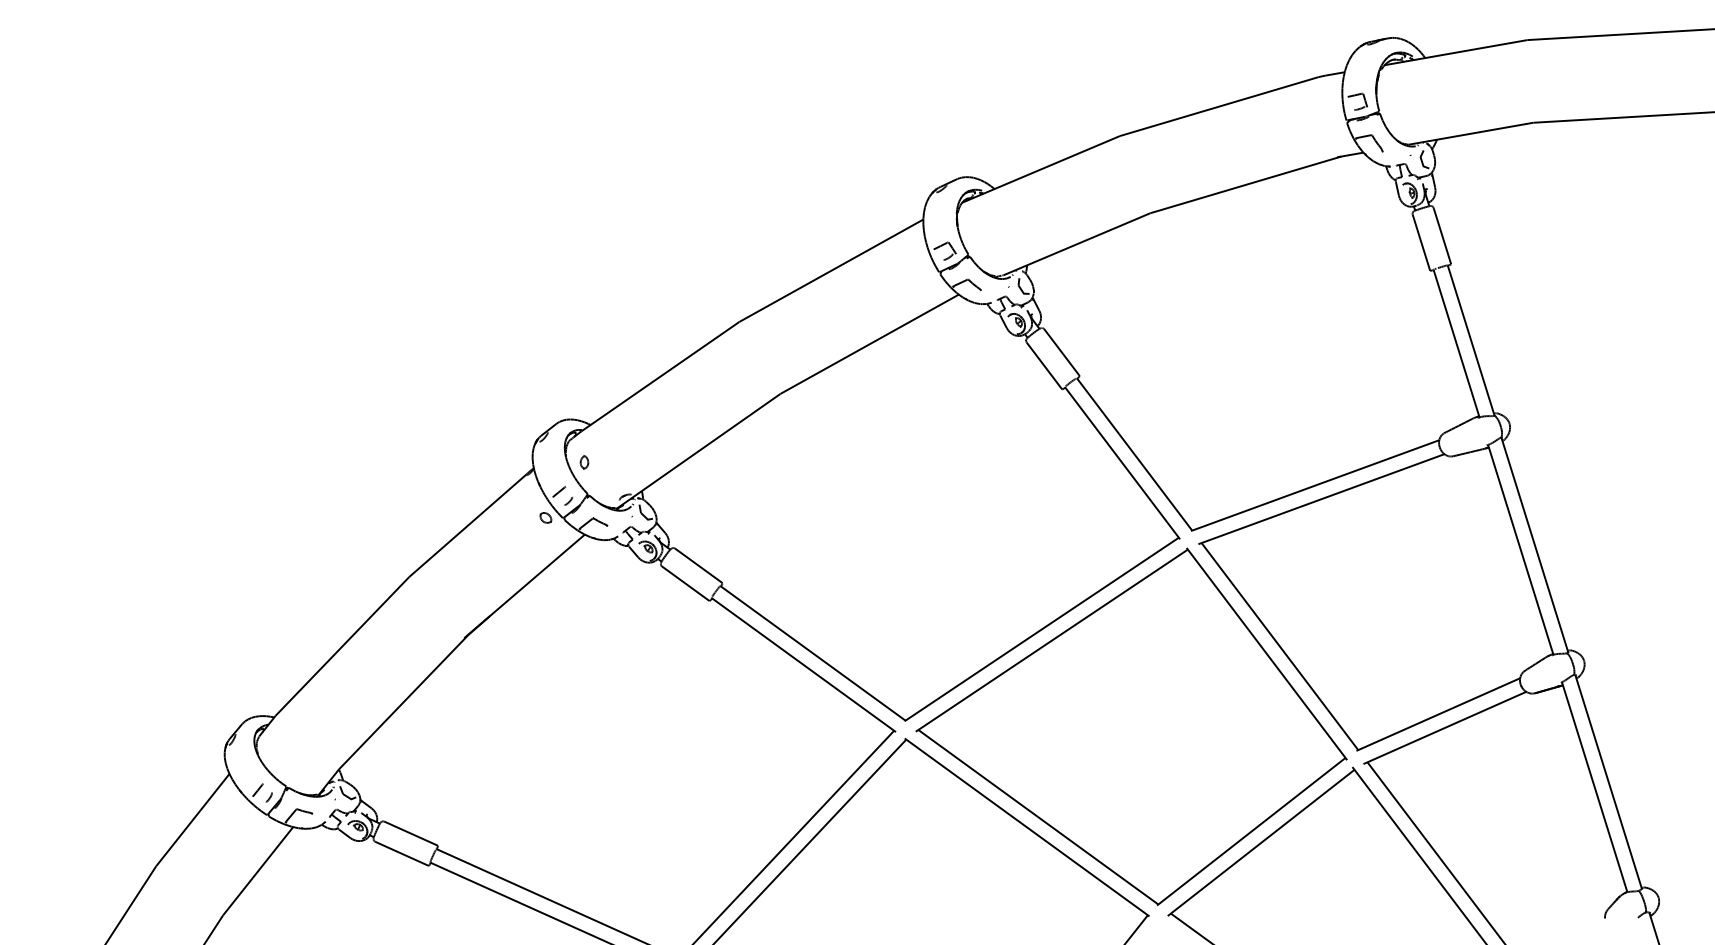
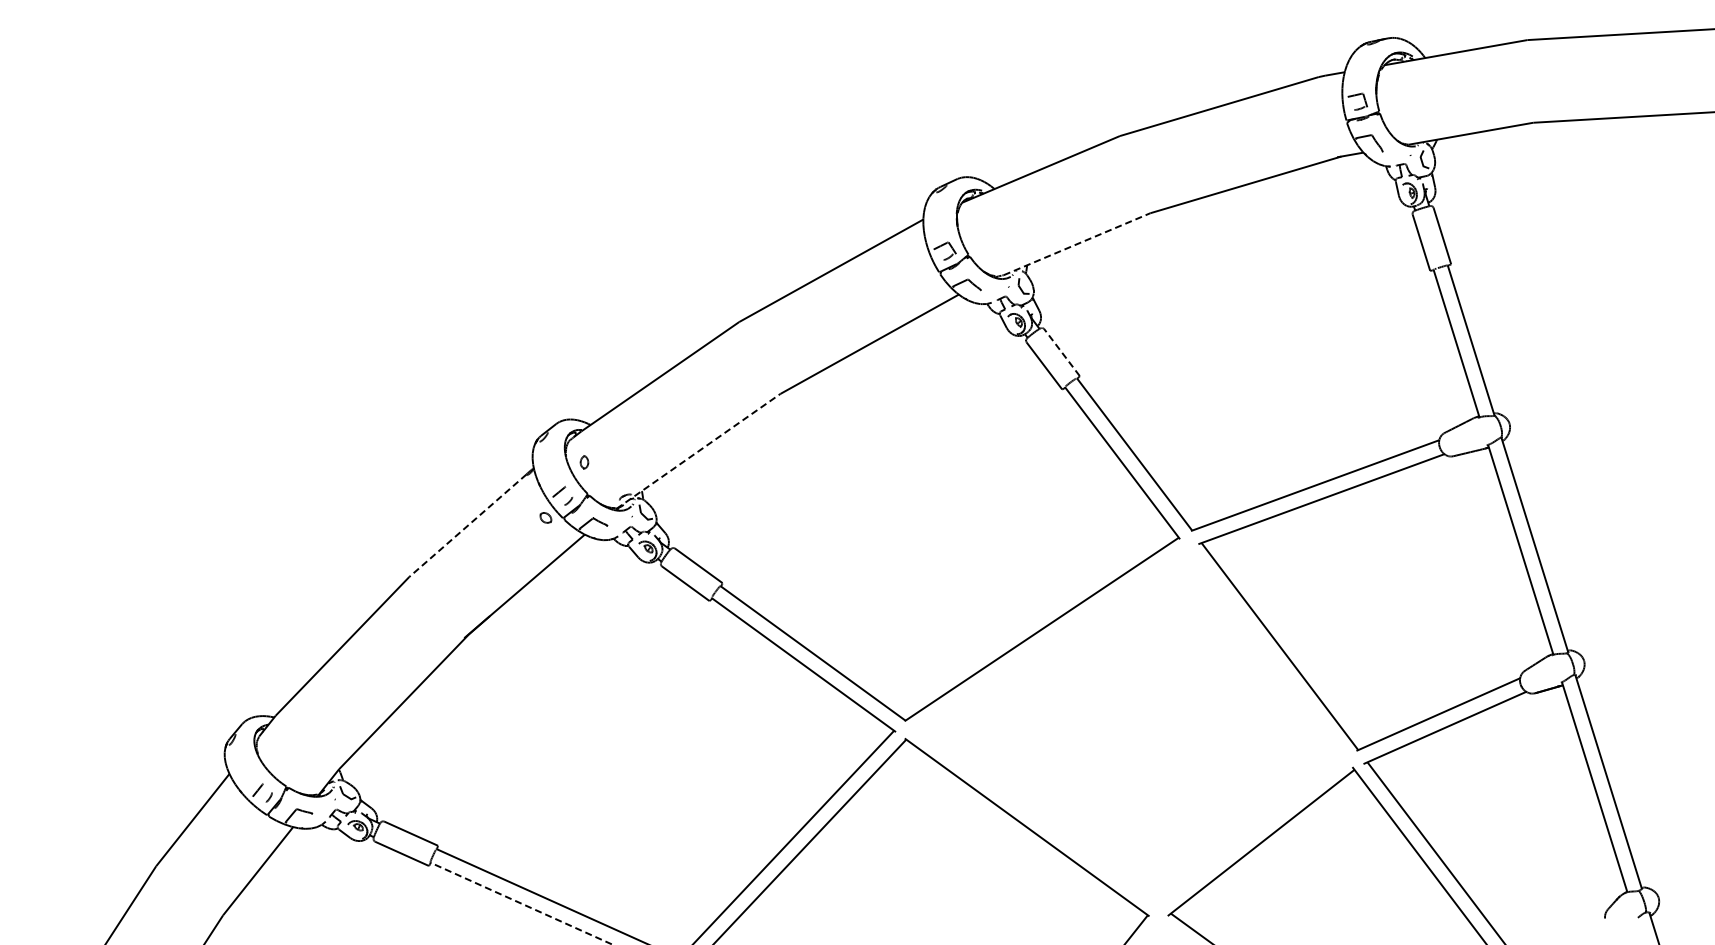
line: solid -> dashed (1077, 244)
line: solid -> dashed (1061, 352)
line: solid -> dashed (698, 451)
line: solid -> dashed (467, 525)
part: present -> none (1131, 726)
line: solid -> dashed (521, 903)
